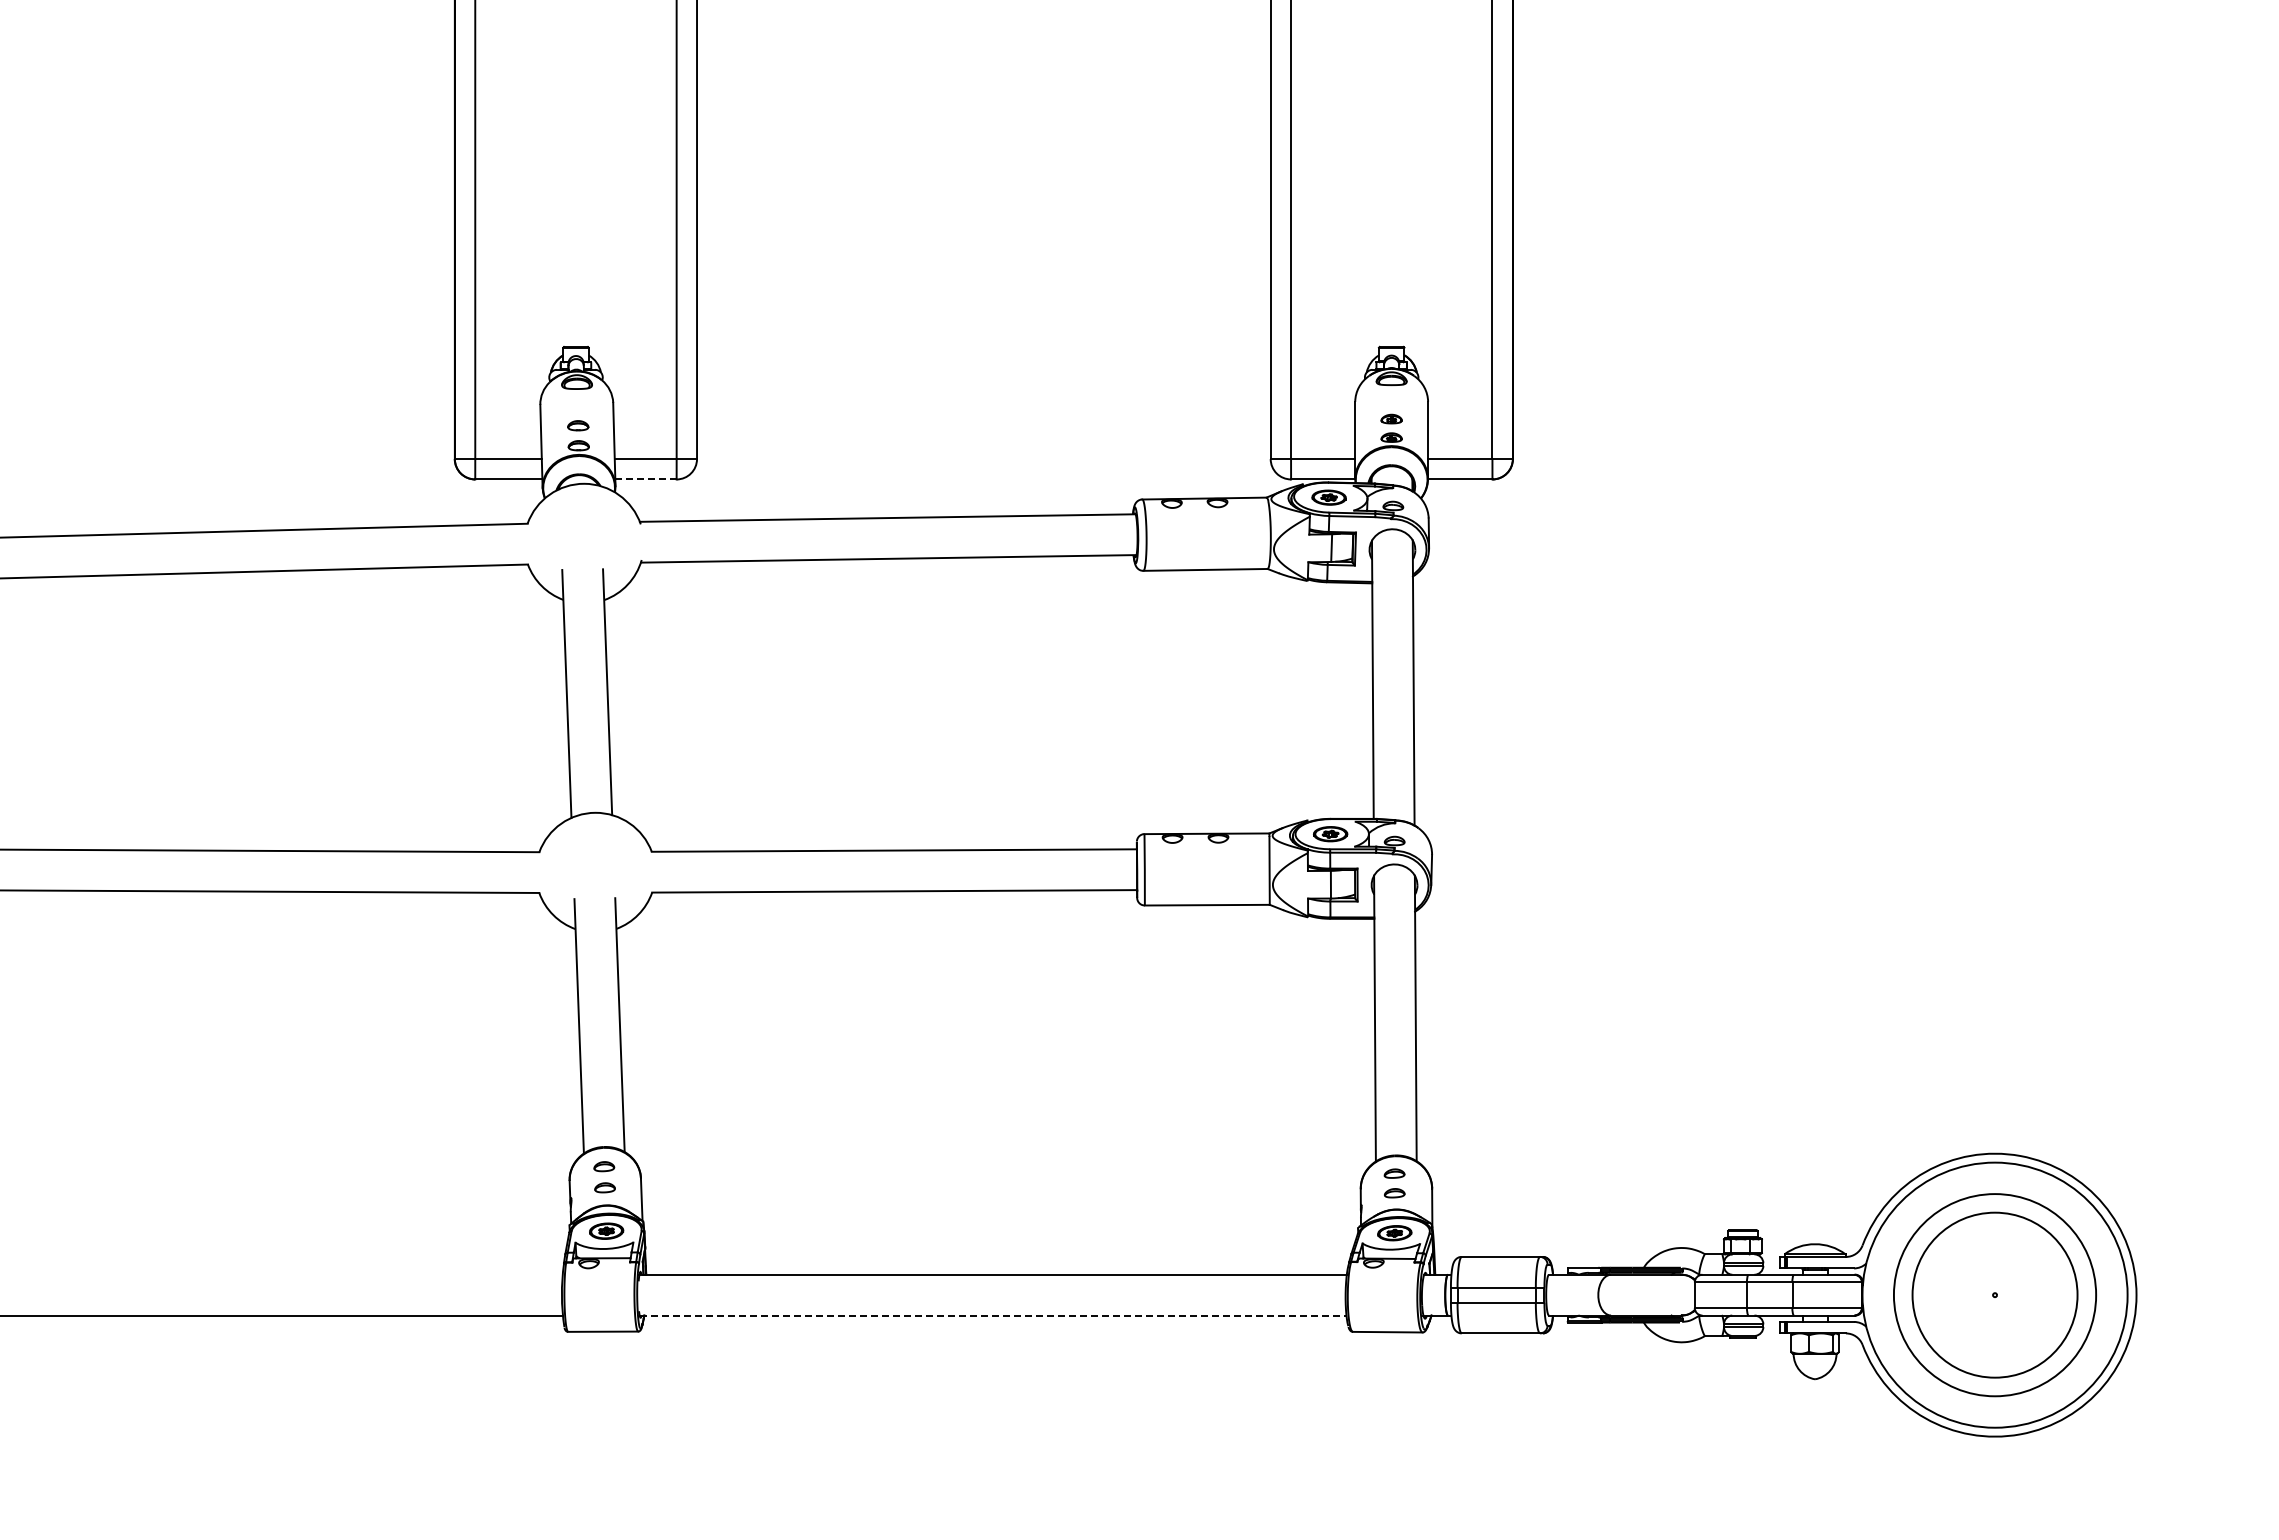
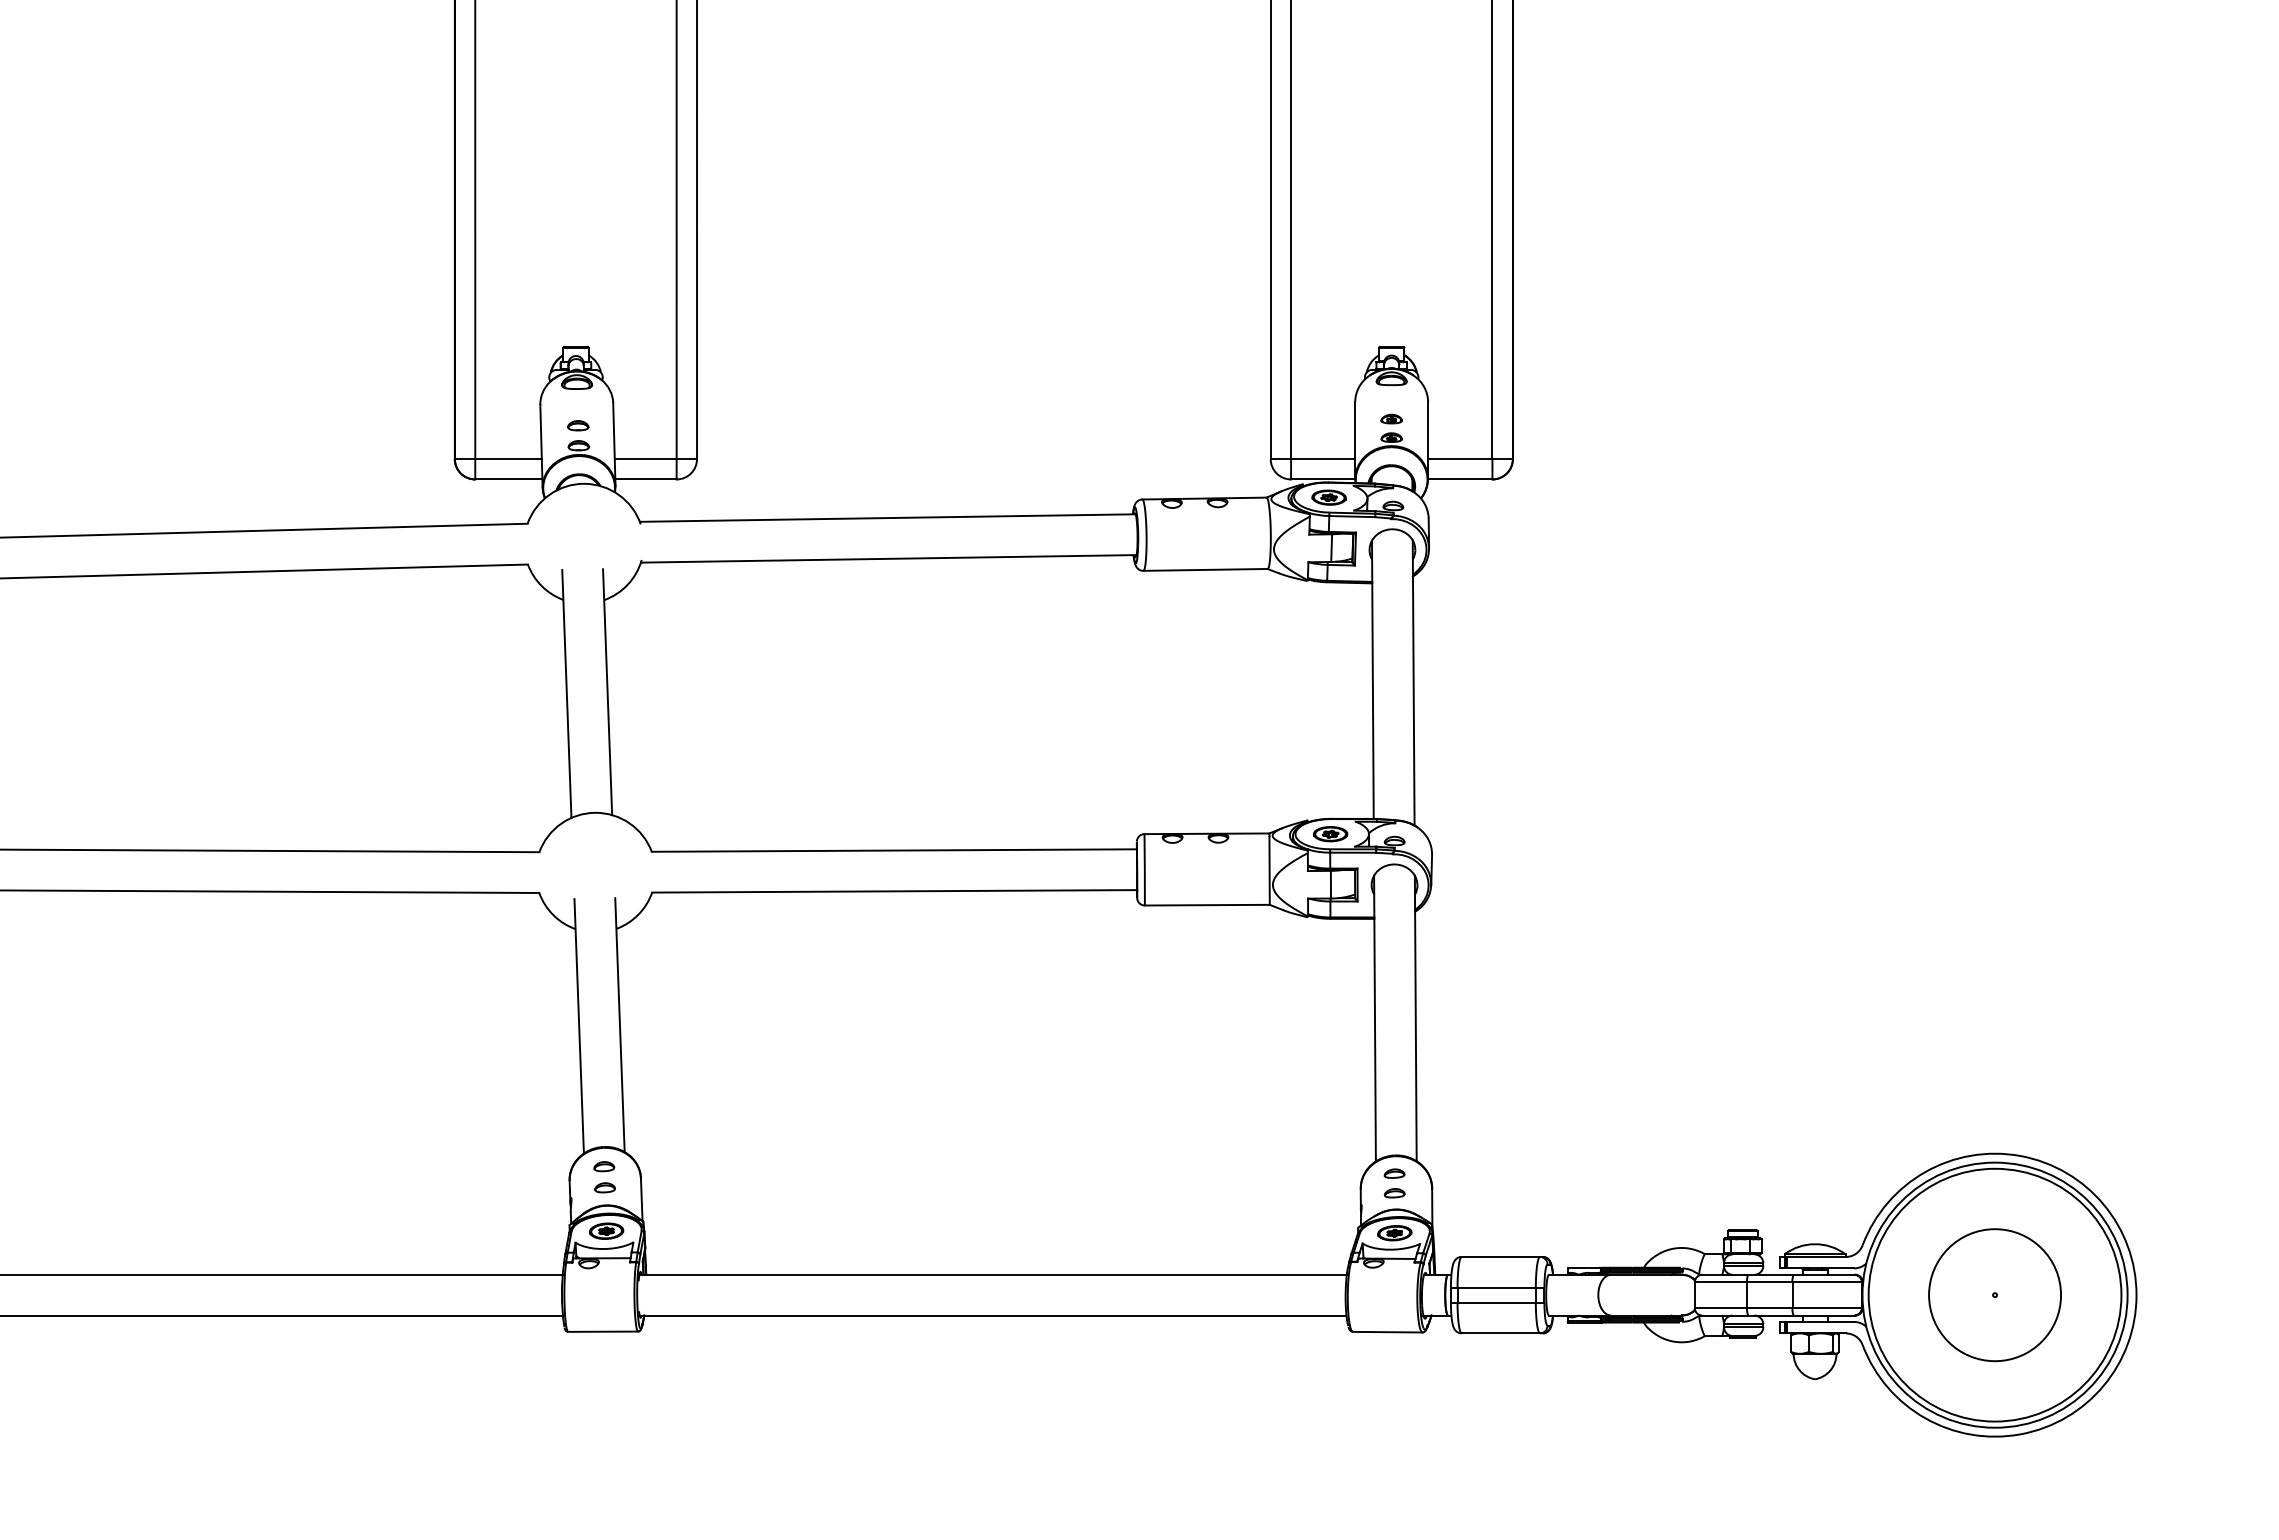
line: dashed -> solid (645, 479)
line: none -> present (282, 1274)
circle diameter: 165 px -> 132 px (1995, 1295)
circle diameter: 202 px -> 253 px (1994, 1294)
line: dashed -> solid (993, 1315)
